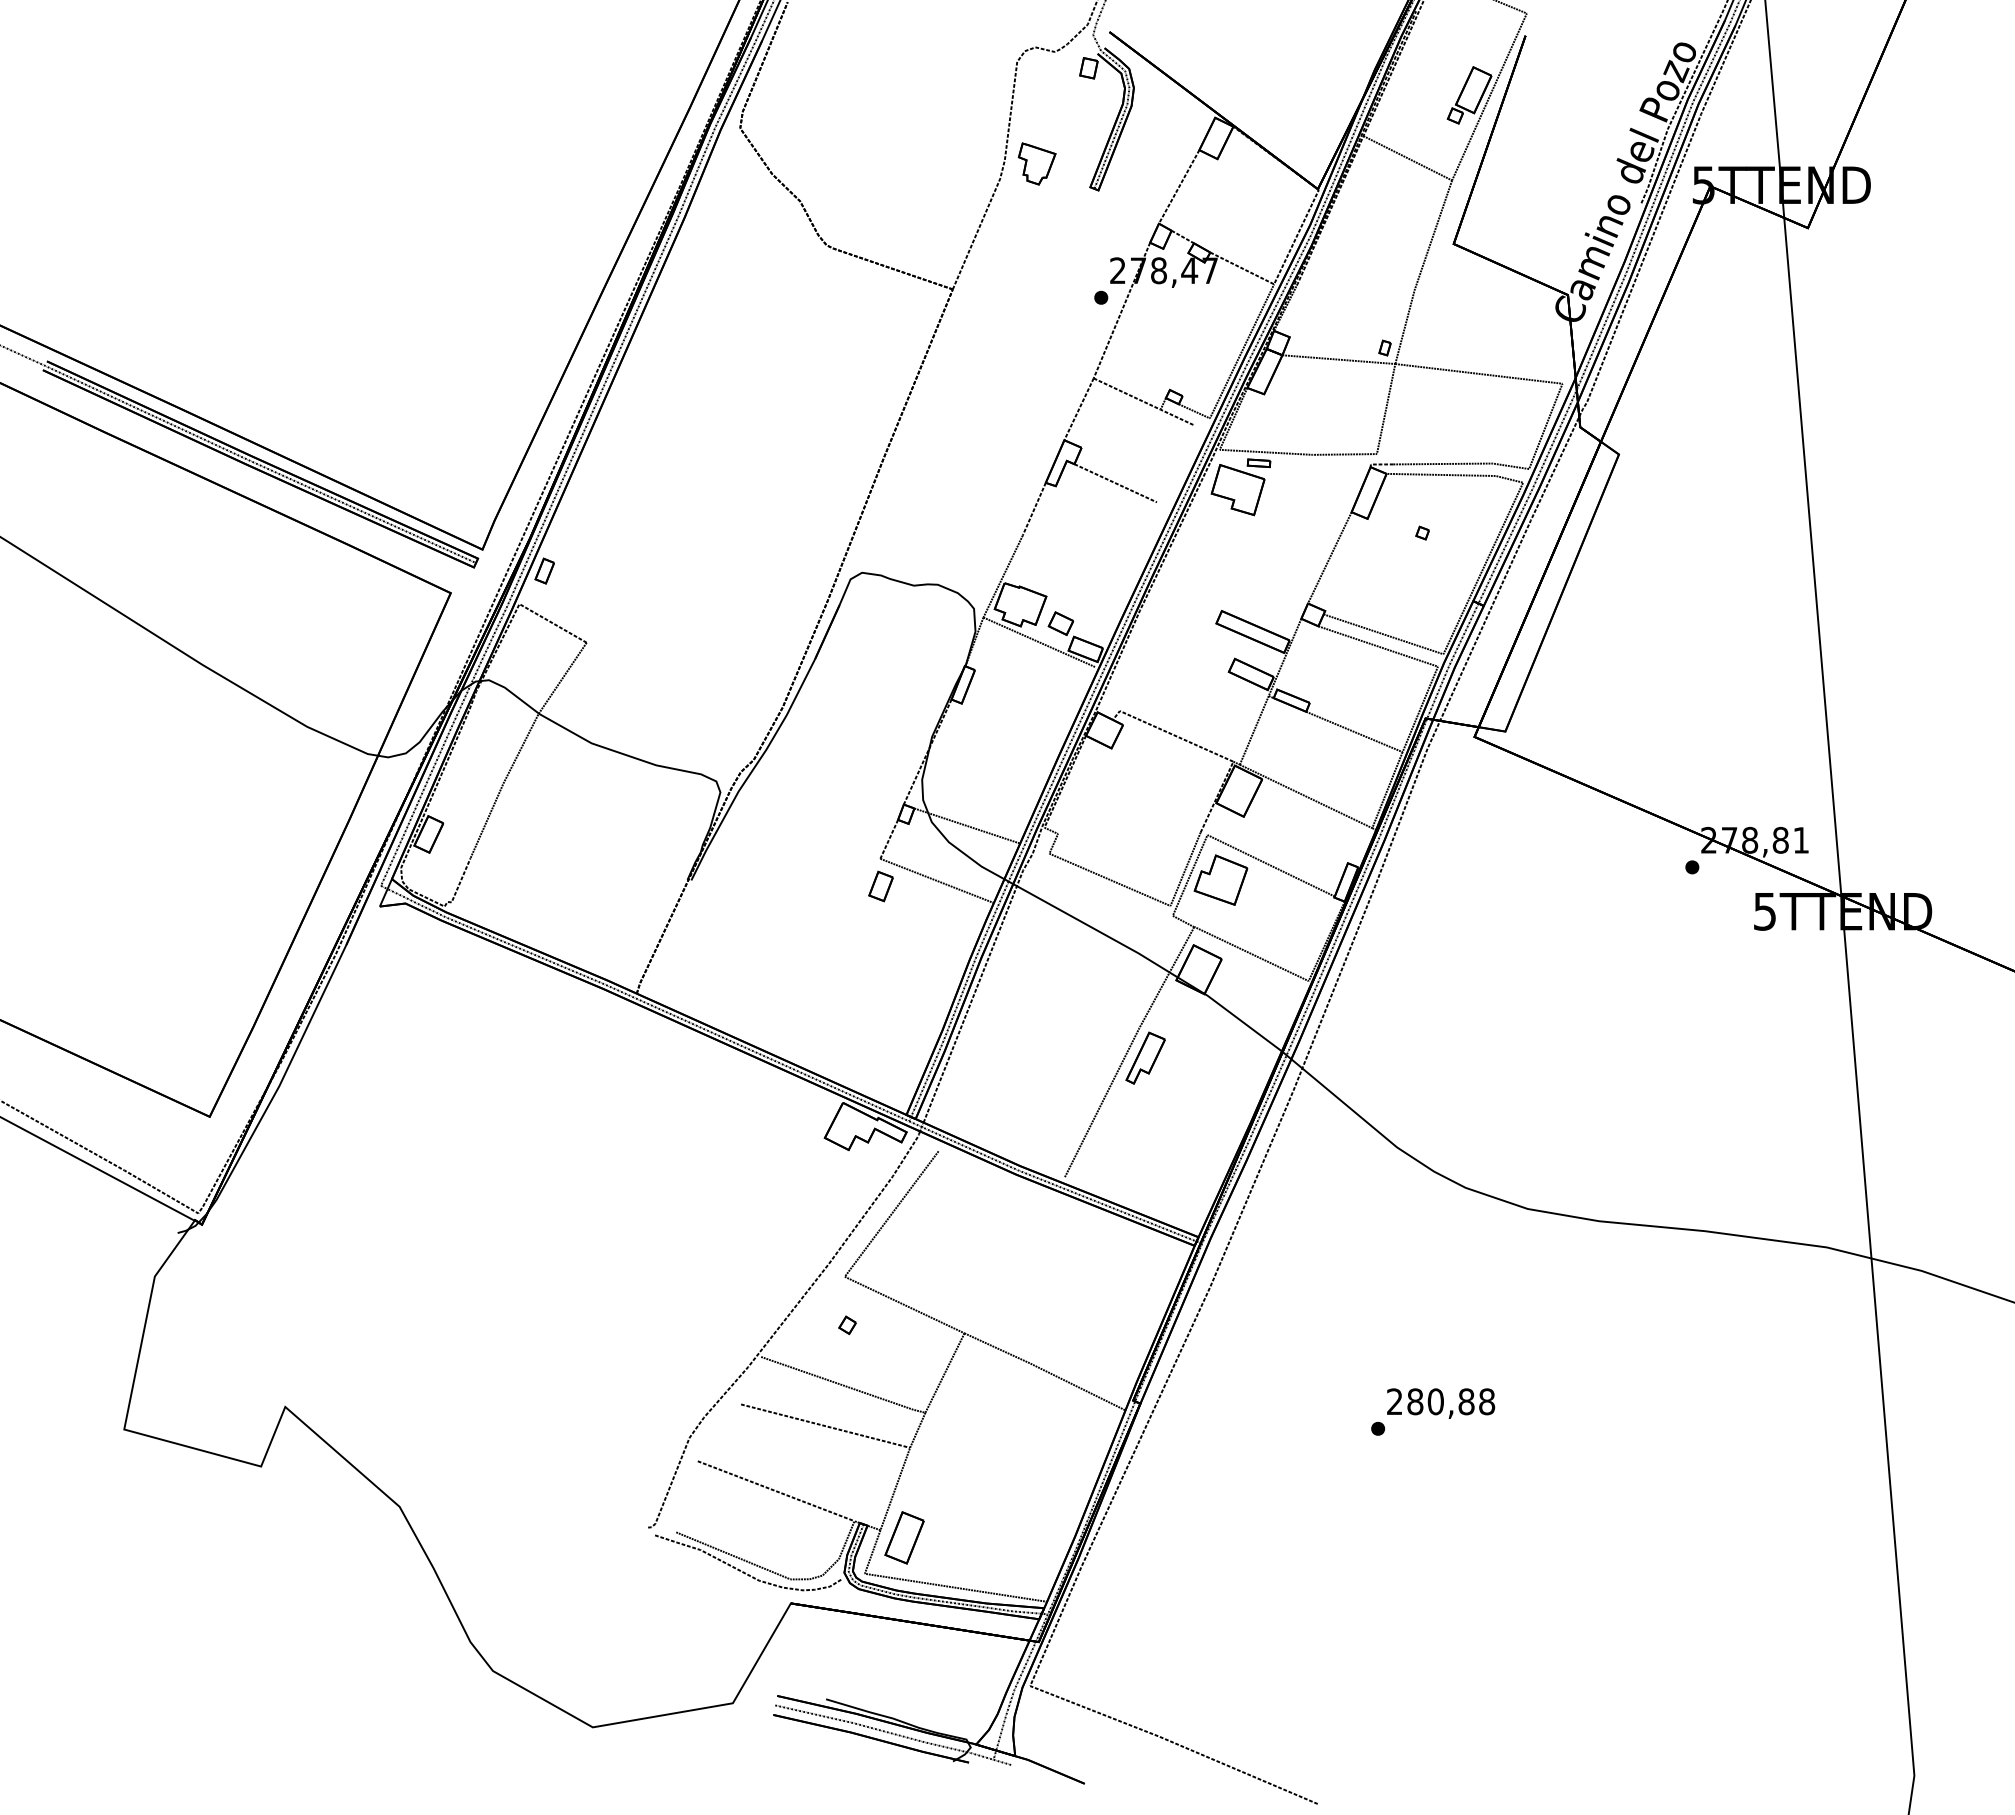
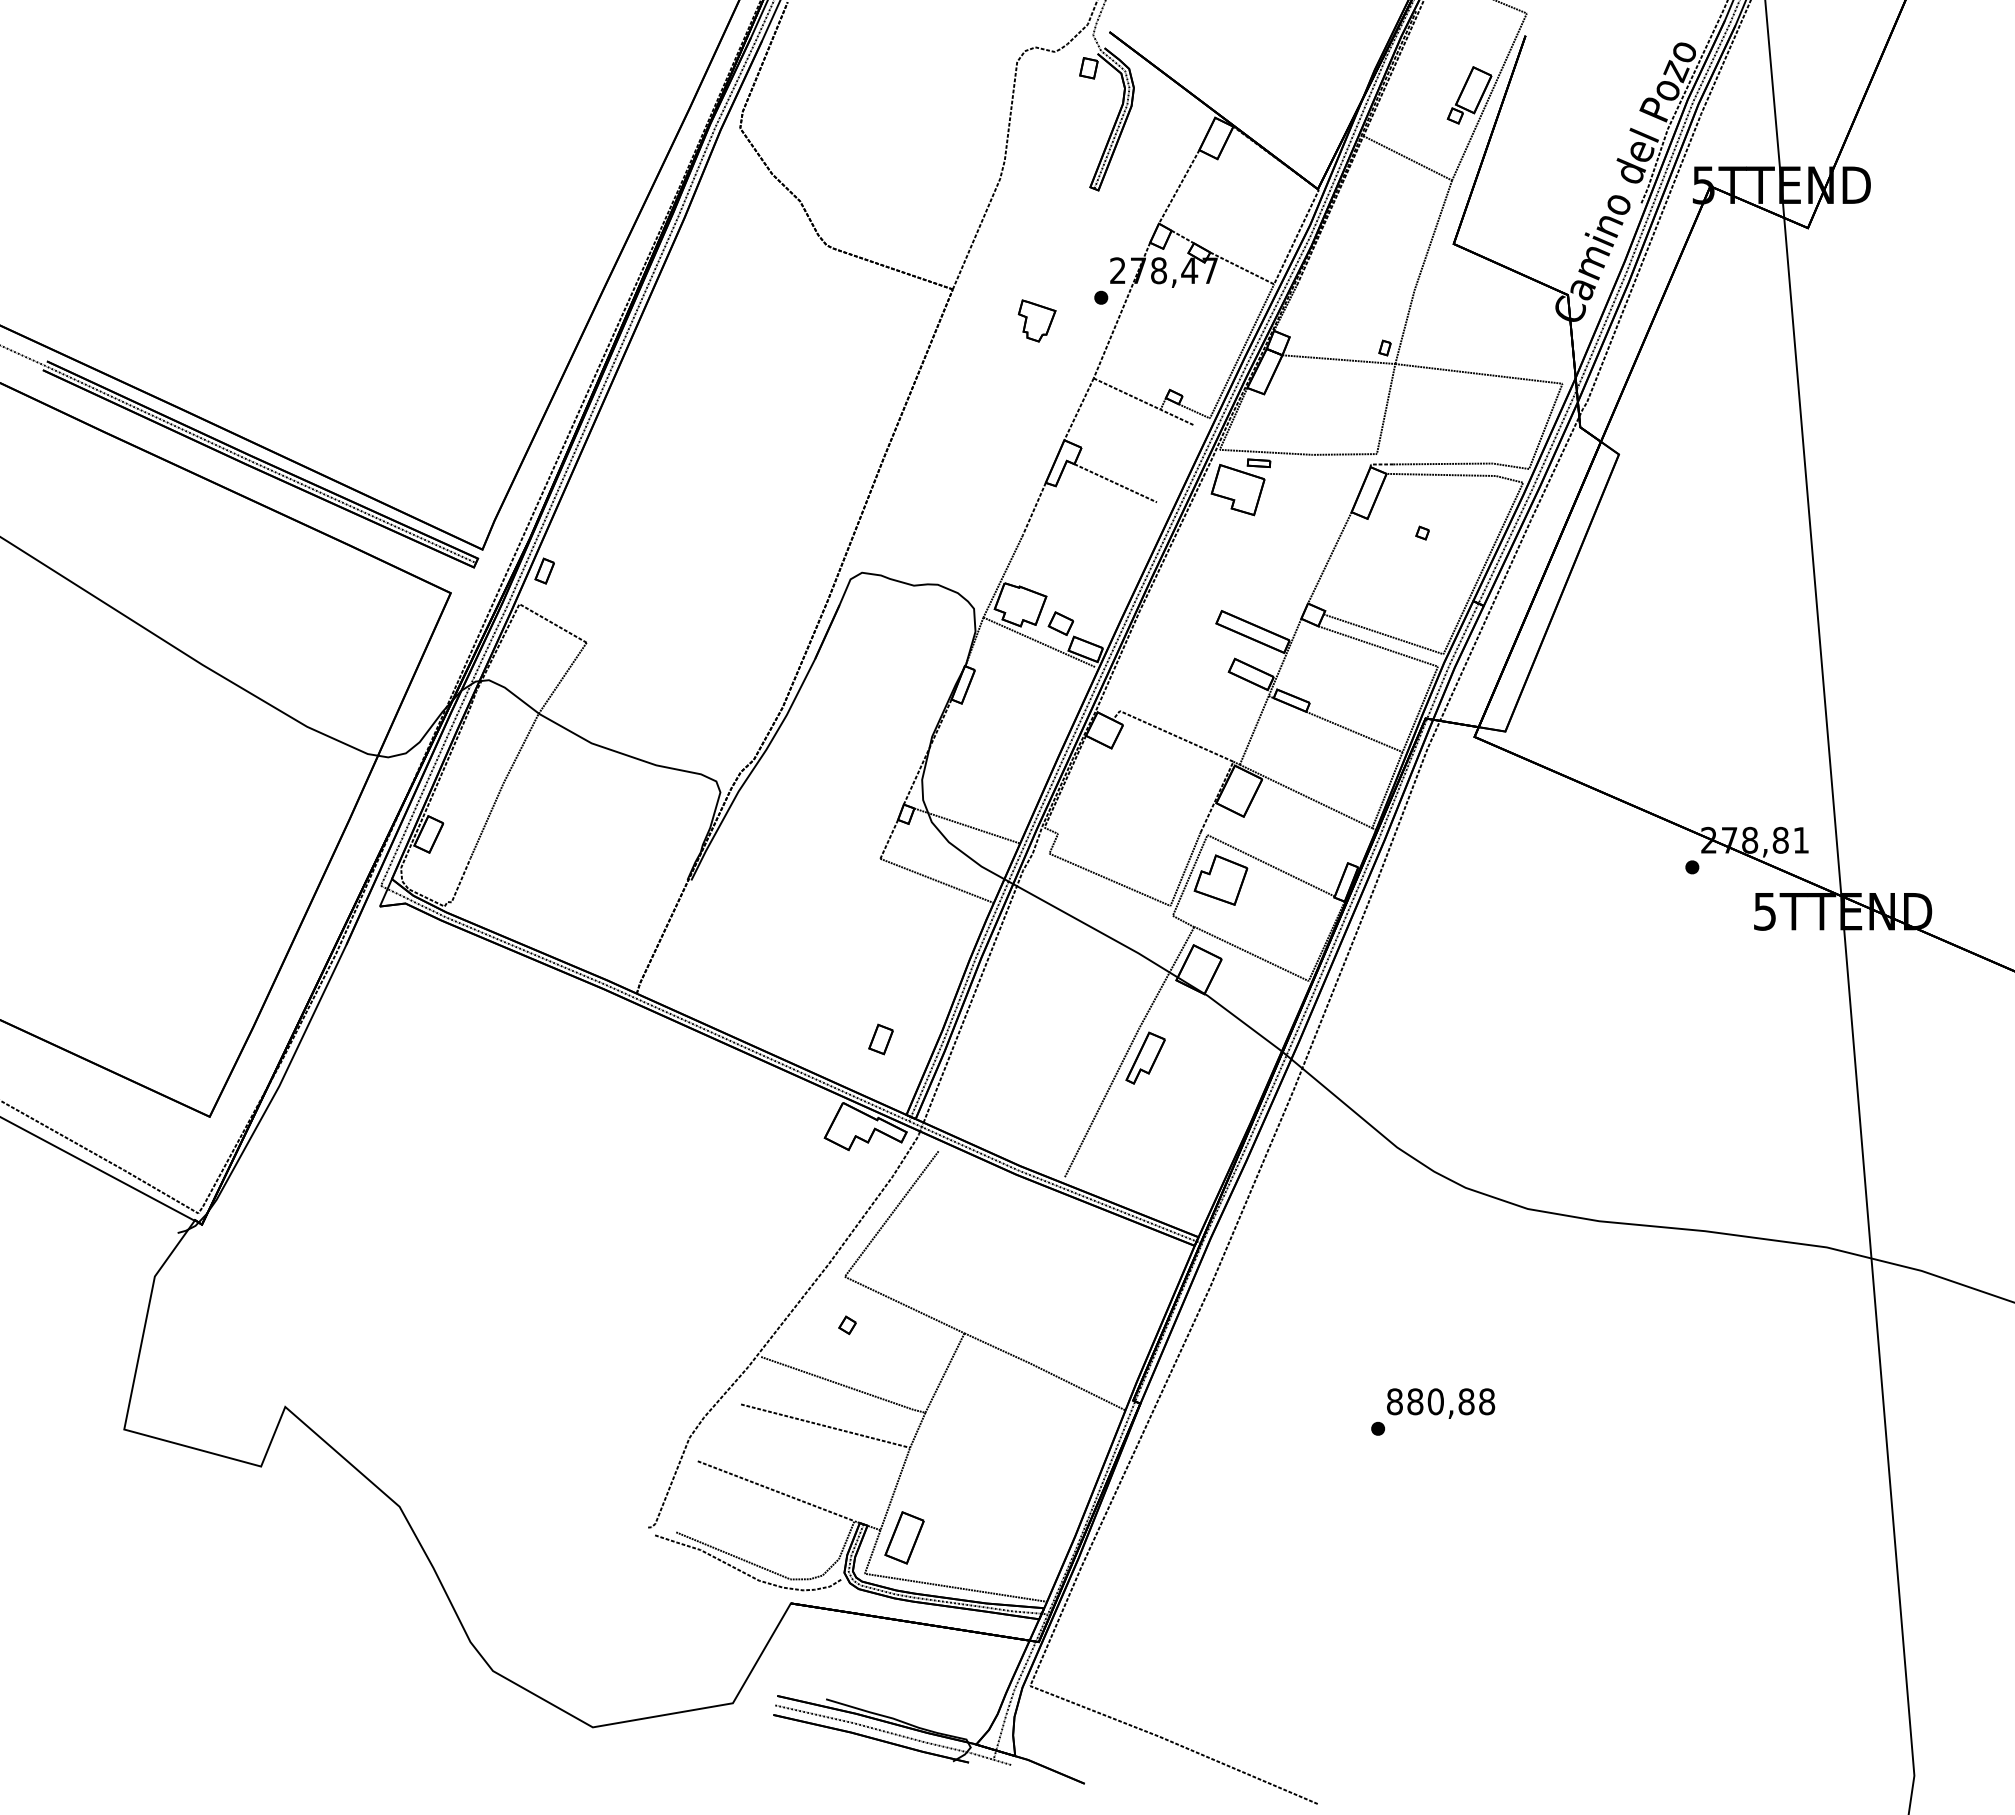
part position: (1036, 163) -> (1036, 320) (1036, 320)
part position: (880, 886) -> (880, 1039) (880, 1039)
text: 280,88 -> 880,88 (1394, 1401)
